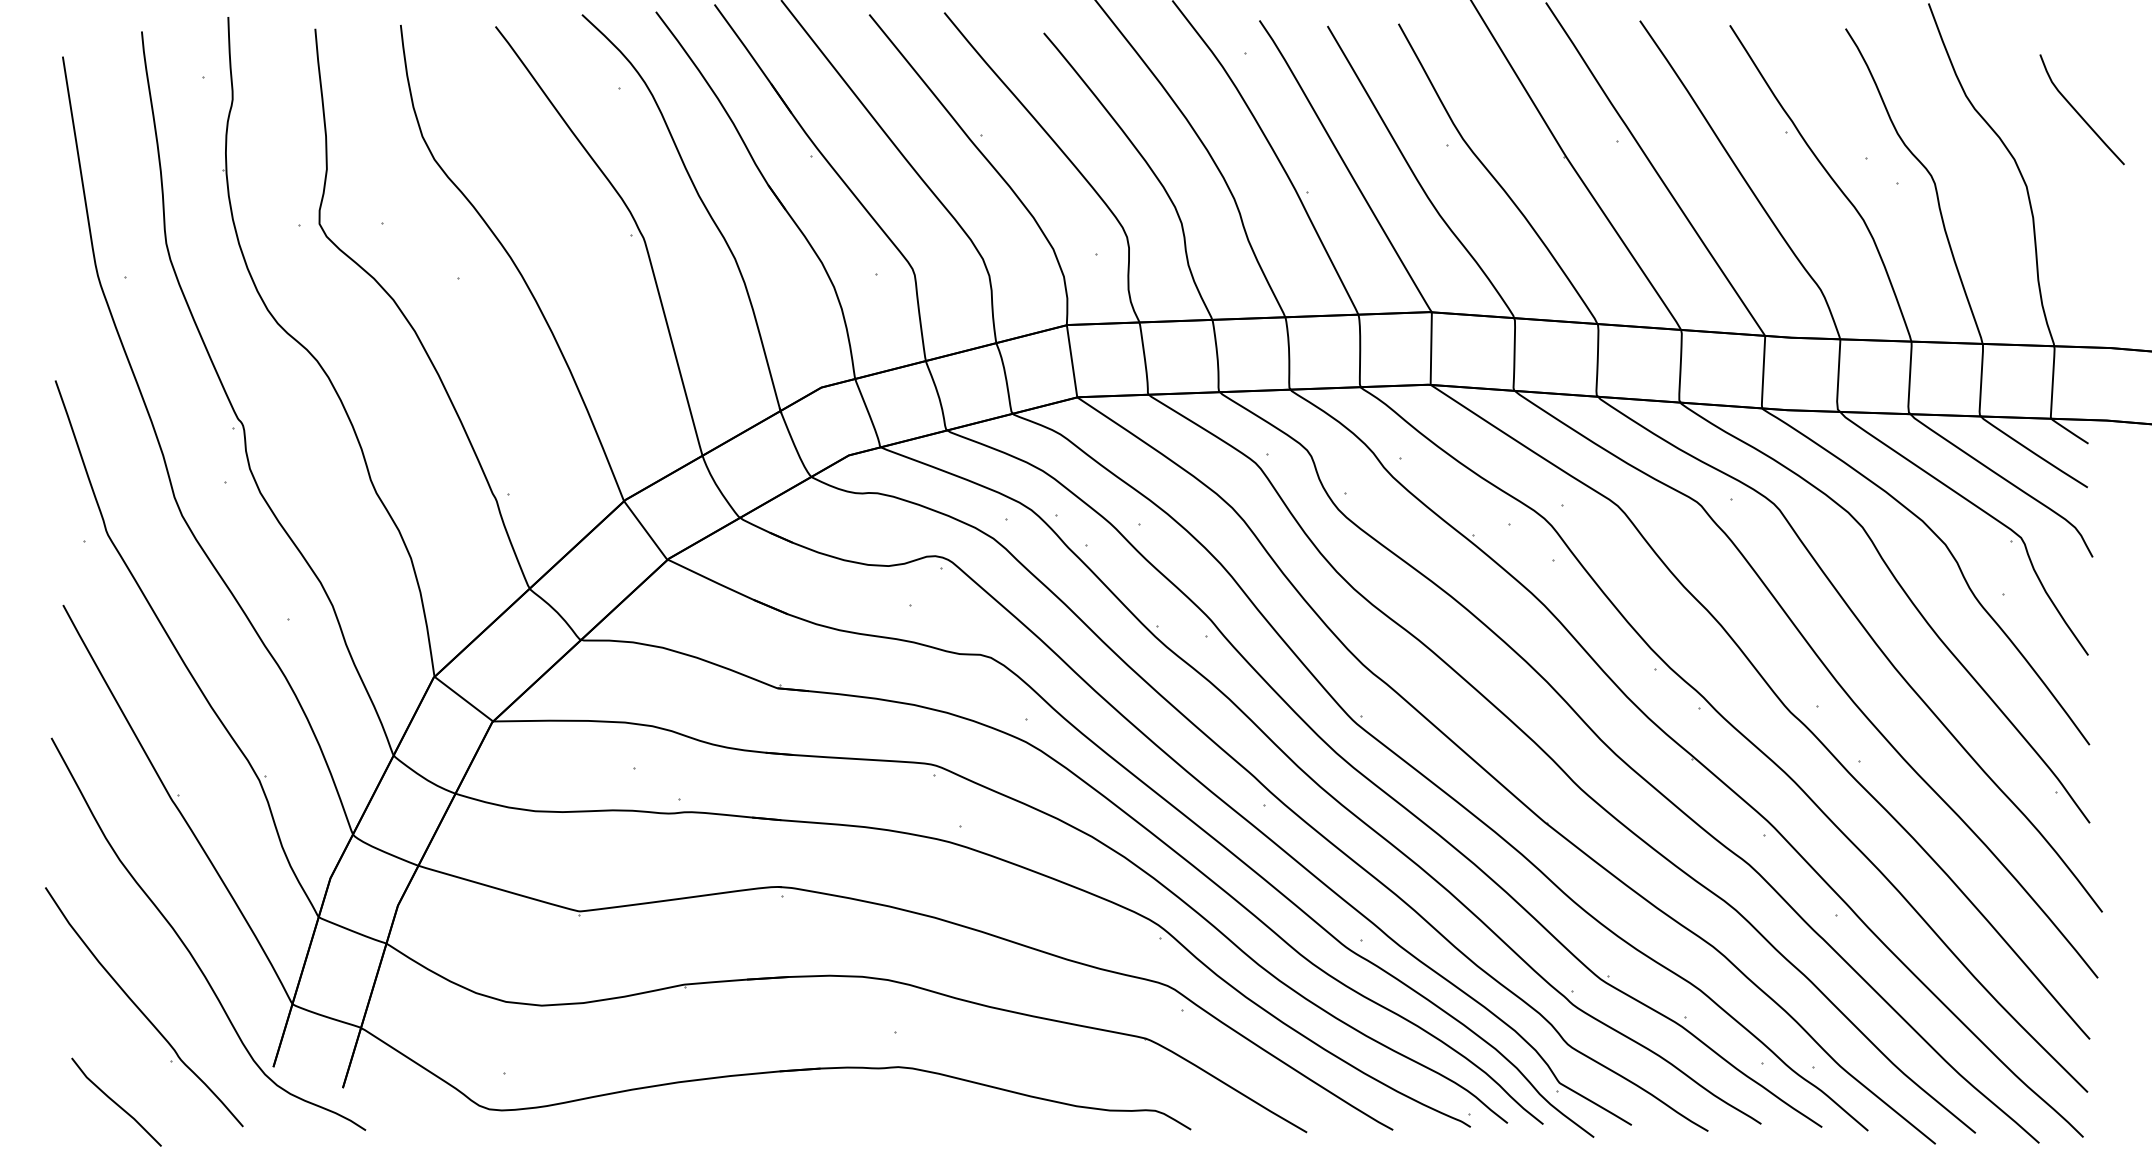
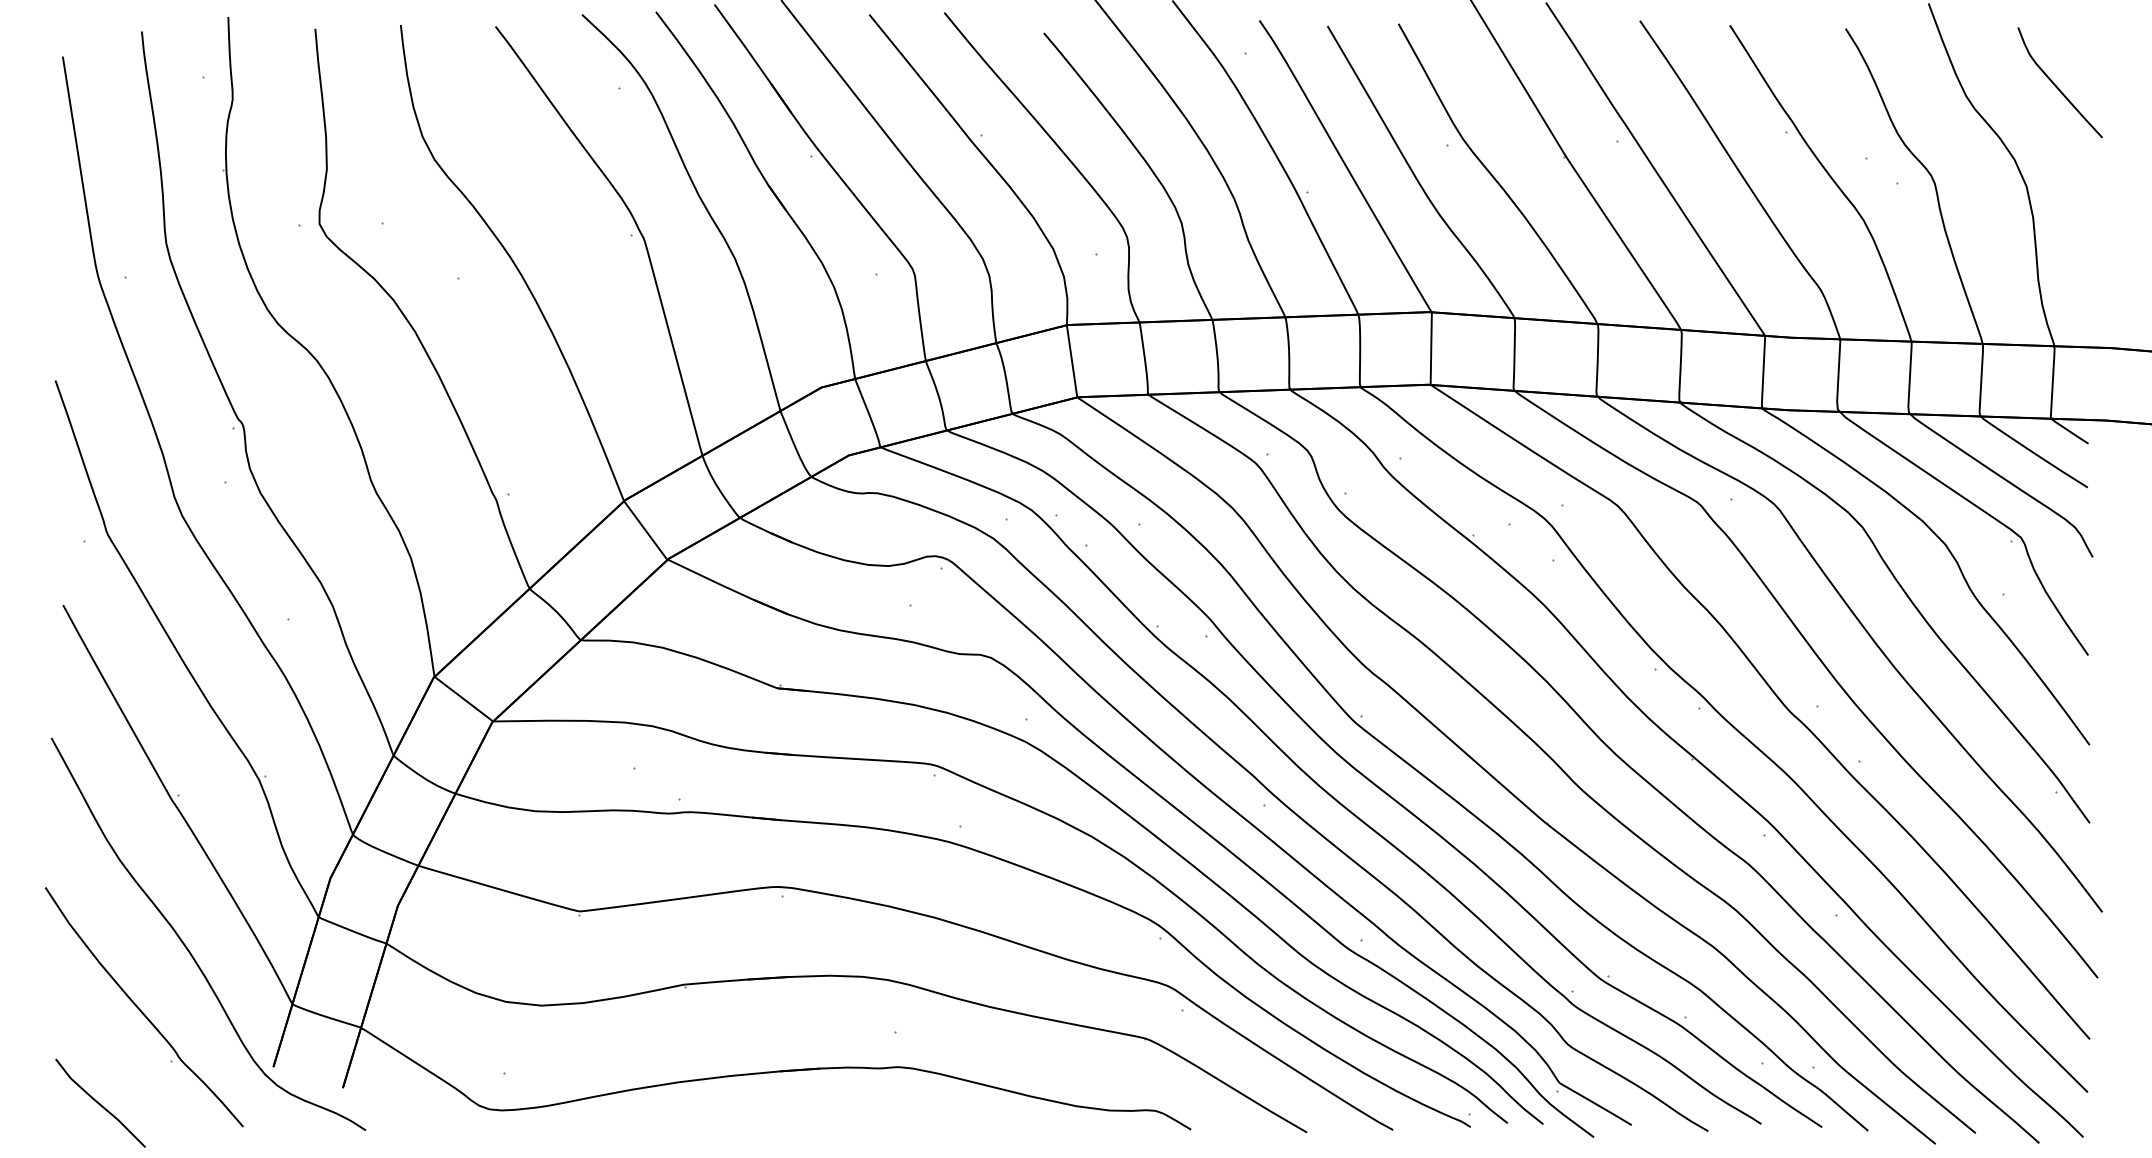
curve position: (2078, 112) -> (2056, 85) (2056, 85)
line position: (115, 1101) -> (99, 1102) (99, 1102)
